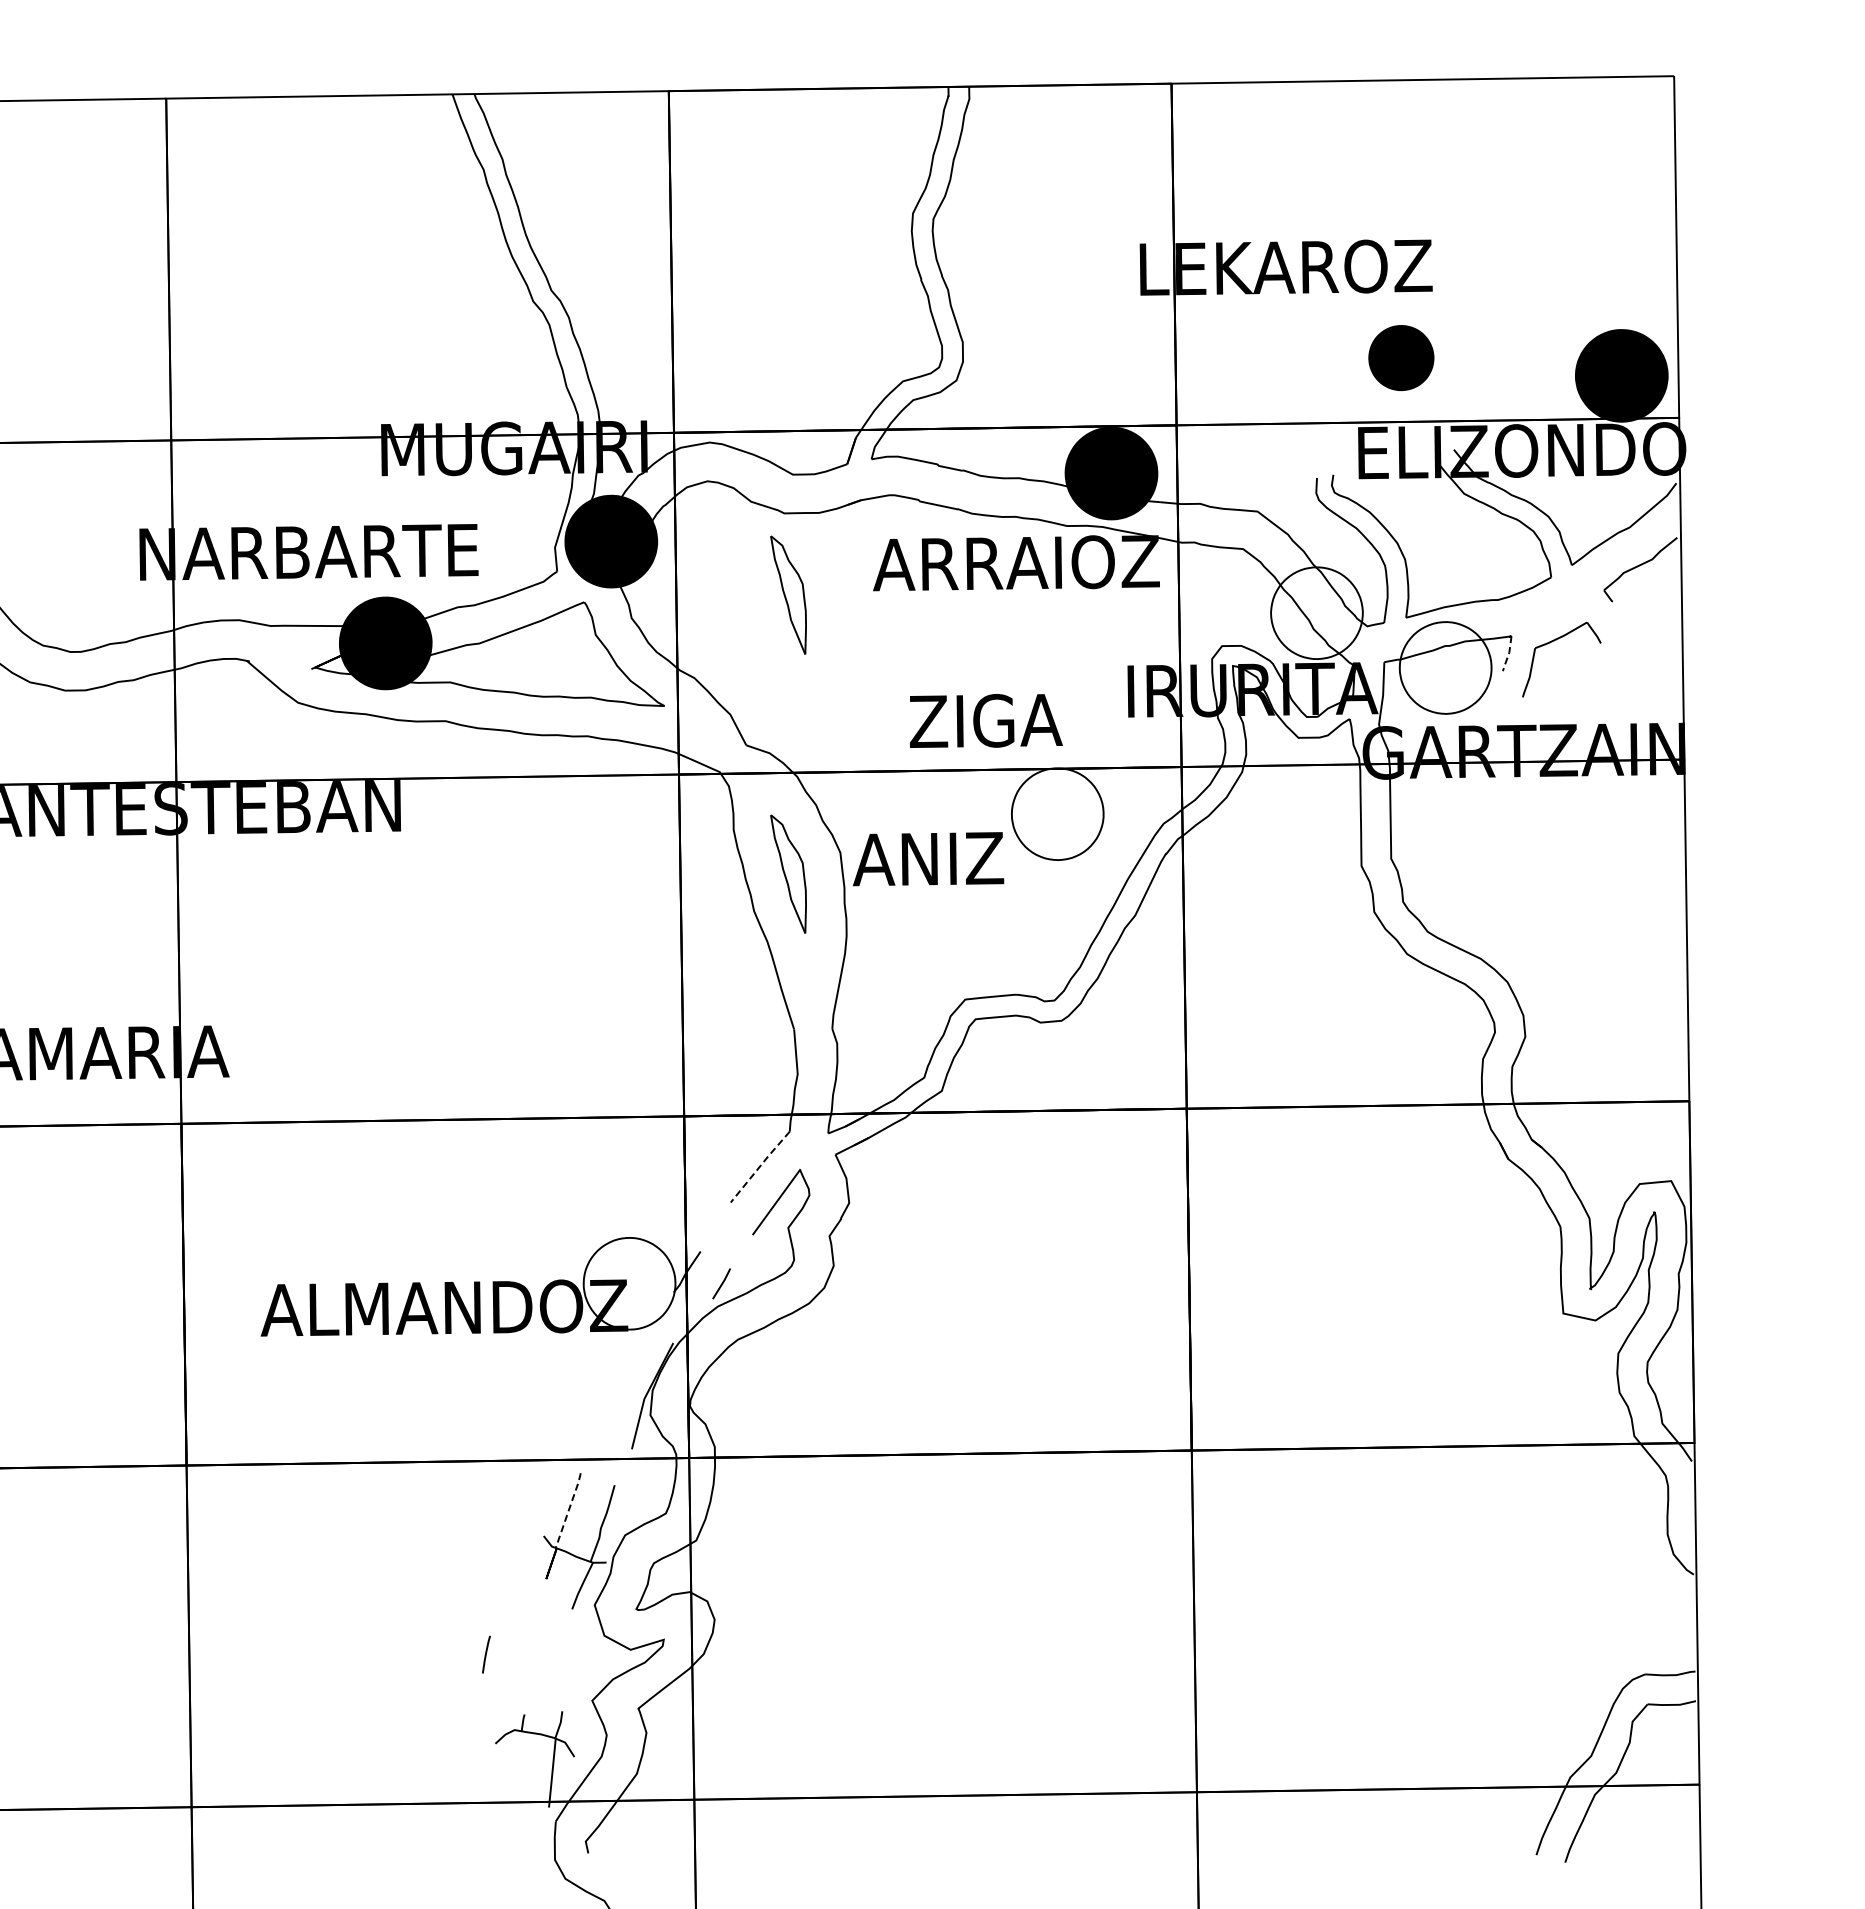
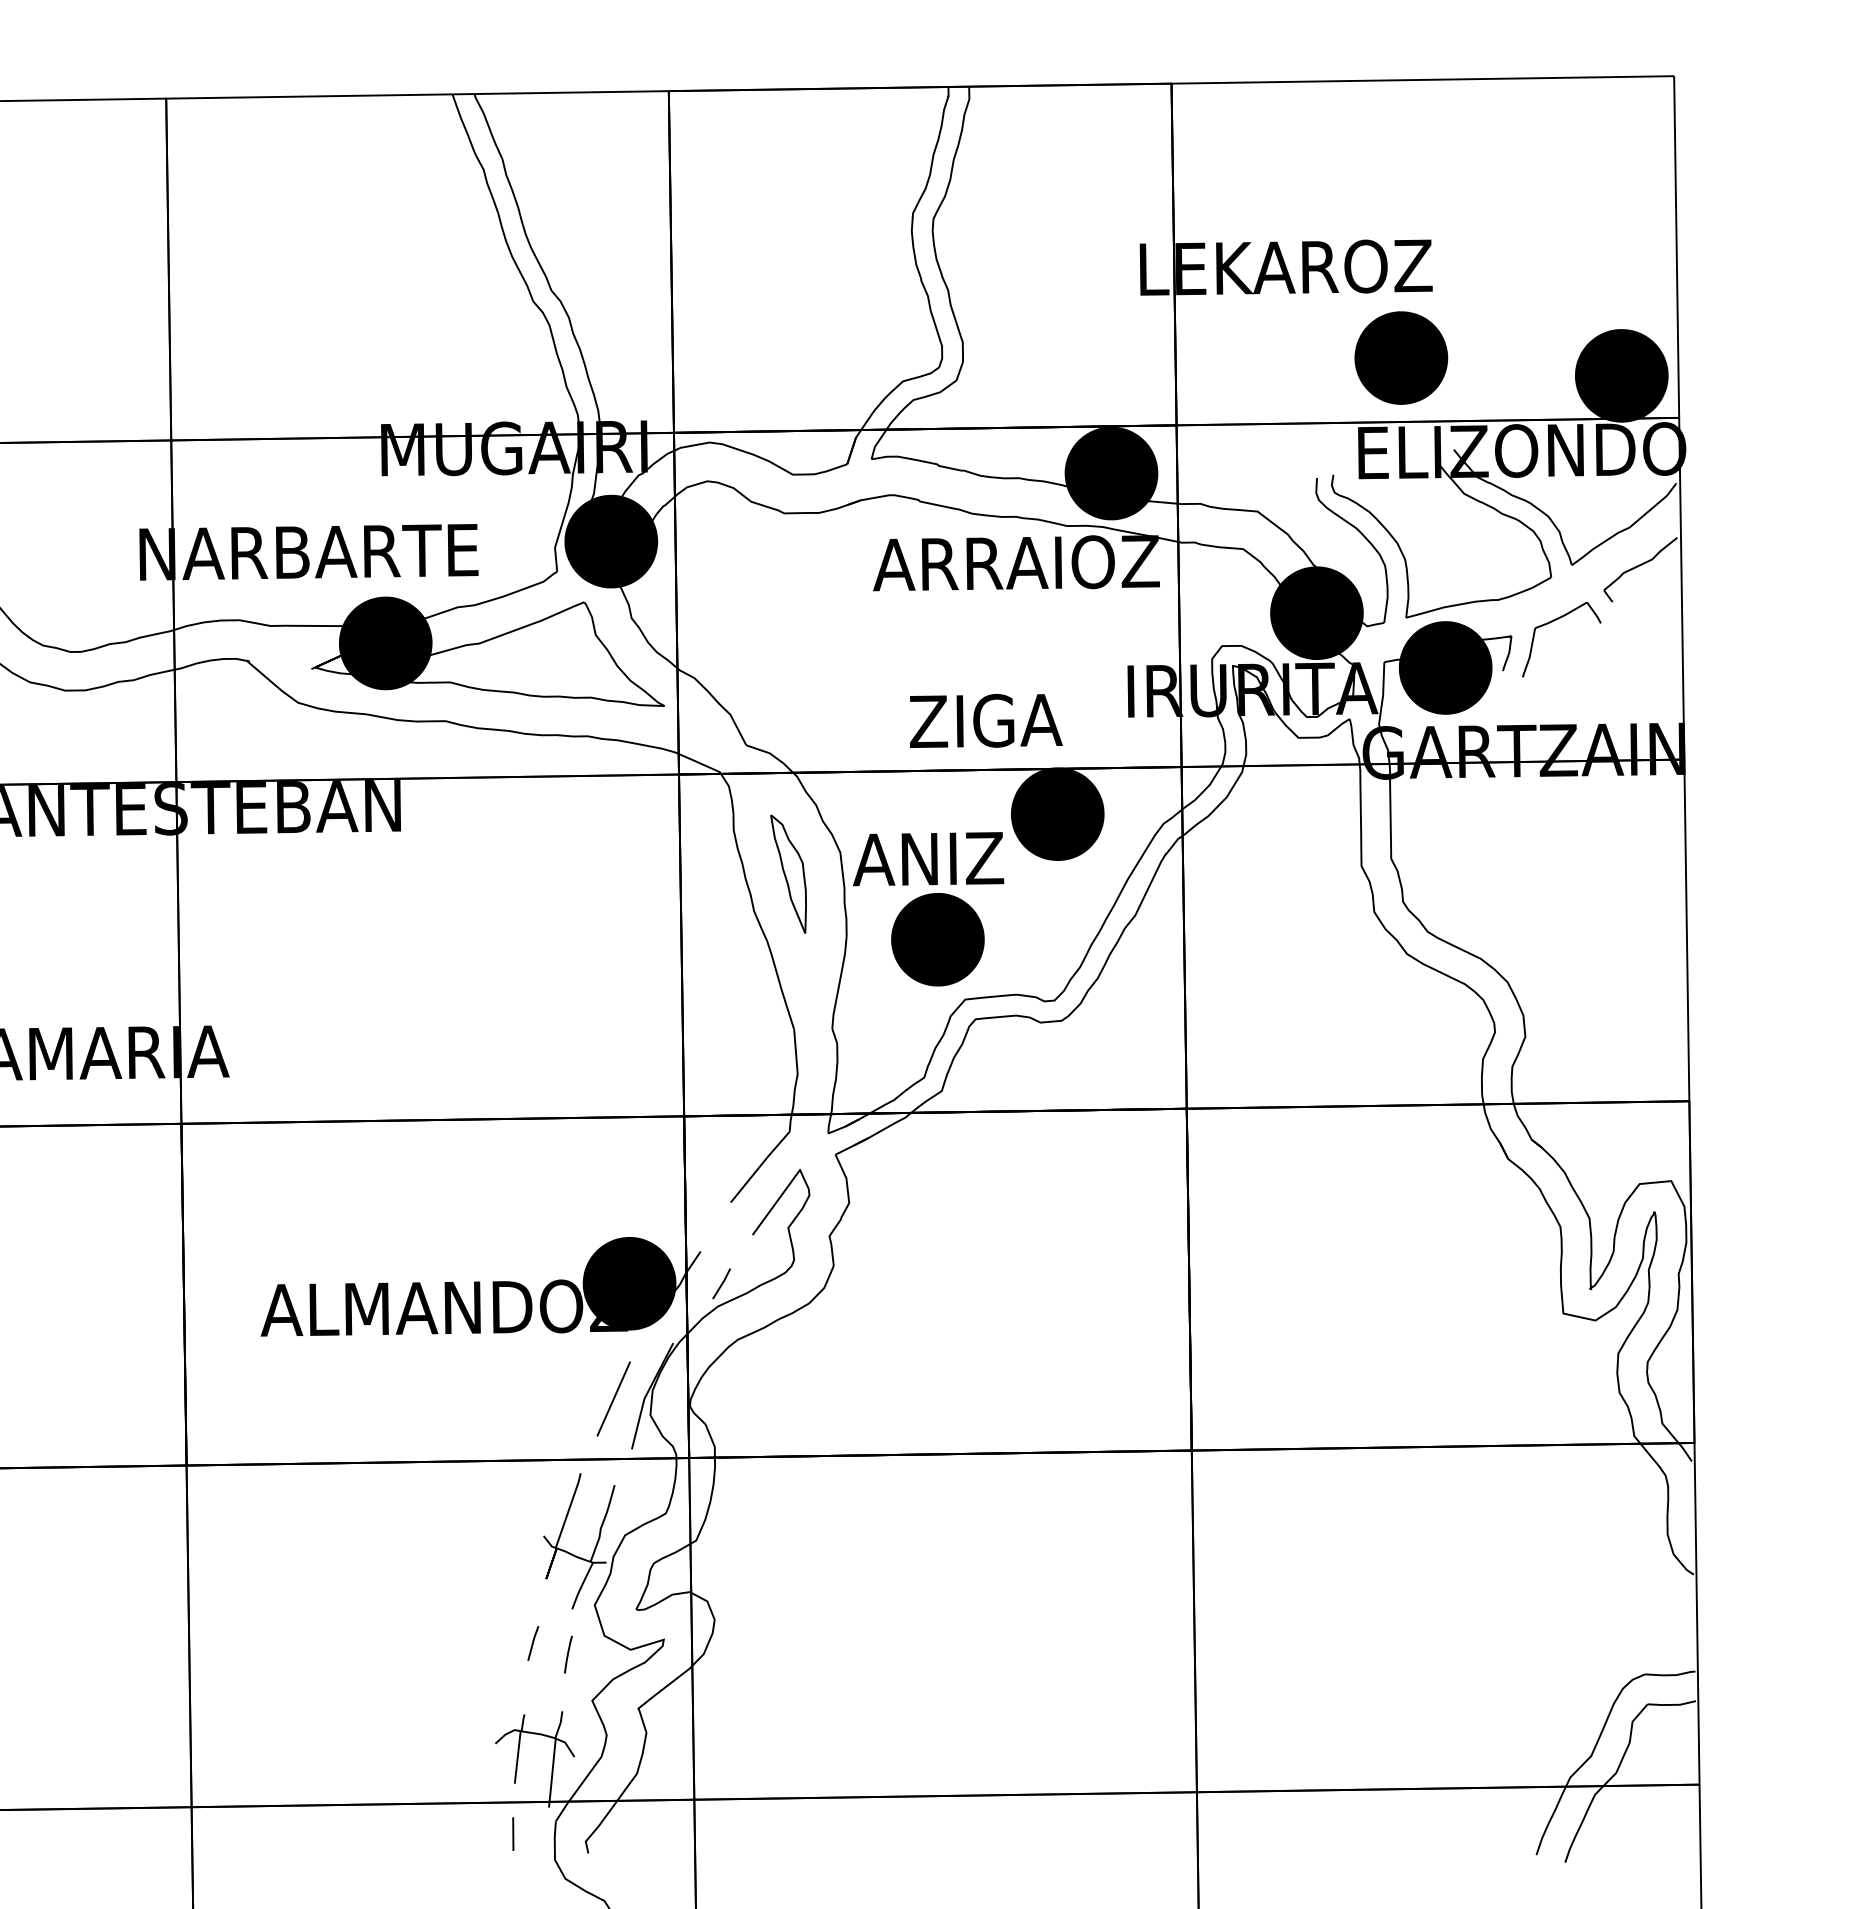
part size: 67x67 px -> 95x94 px (1401, 357)
part: present -> none (788, 594)
fill: none -> present (1316, 613)
part position: (1552, 642) -> (1552, 622) (1552, 622)
line: dashed -> solid (1508, 654)
fill: none -> present (1445, 667)
fill: none -> present (1057, 814)
part: none -> present (937, 939)
line: dashed -> solid (760, 1166)
fill: none -> present (629, 1283)
line: none -> present (613, 1398)
line: dashed -> solid (568, 1510)
line: none -> present (533, 1643)
line position: (486, 1654) -> (568, 1654) (568, 1654)
line: none -> present (517, 1756)
line: none -> present (513, 1834)
